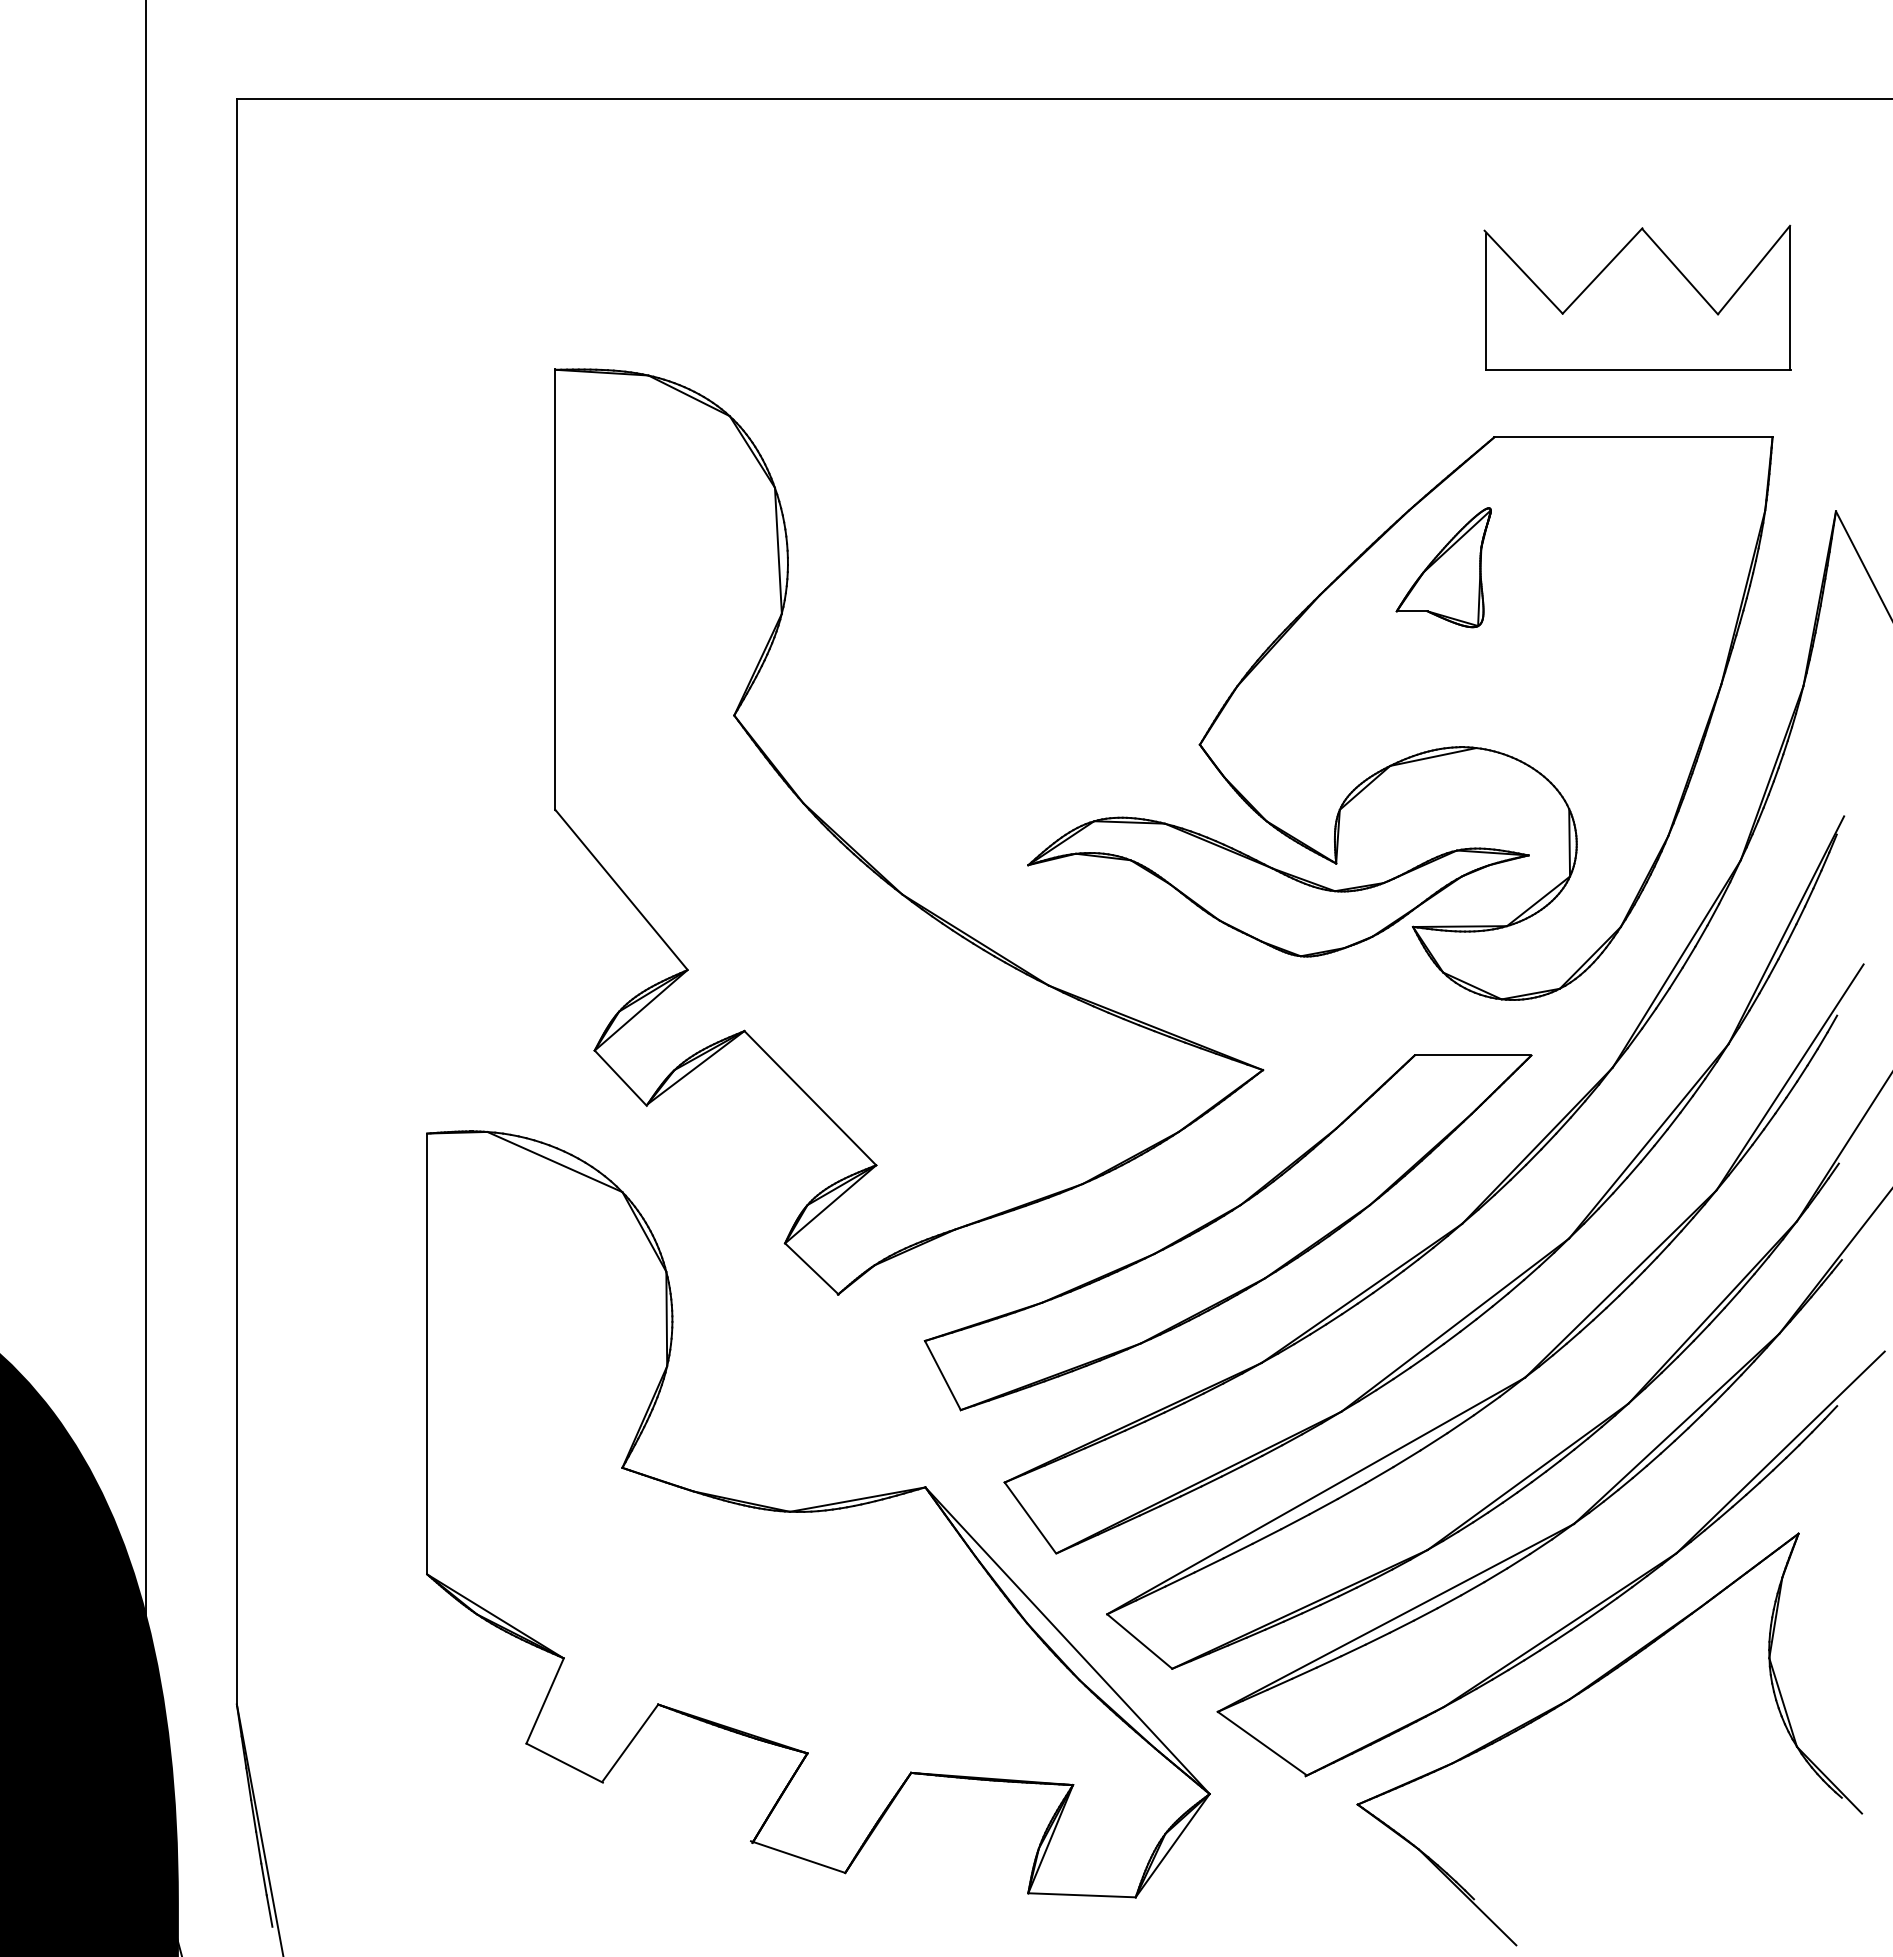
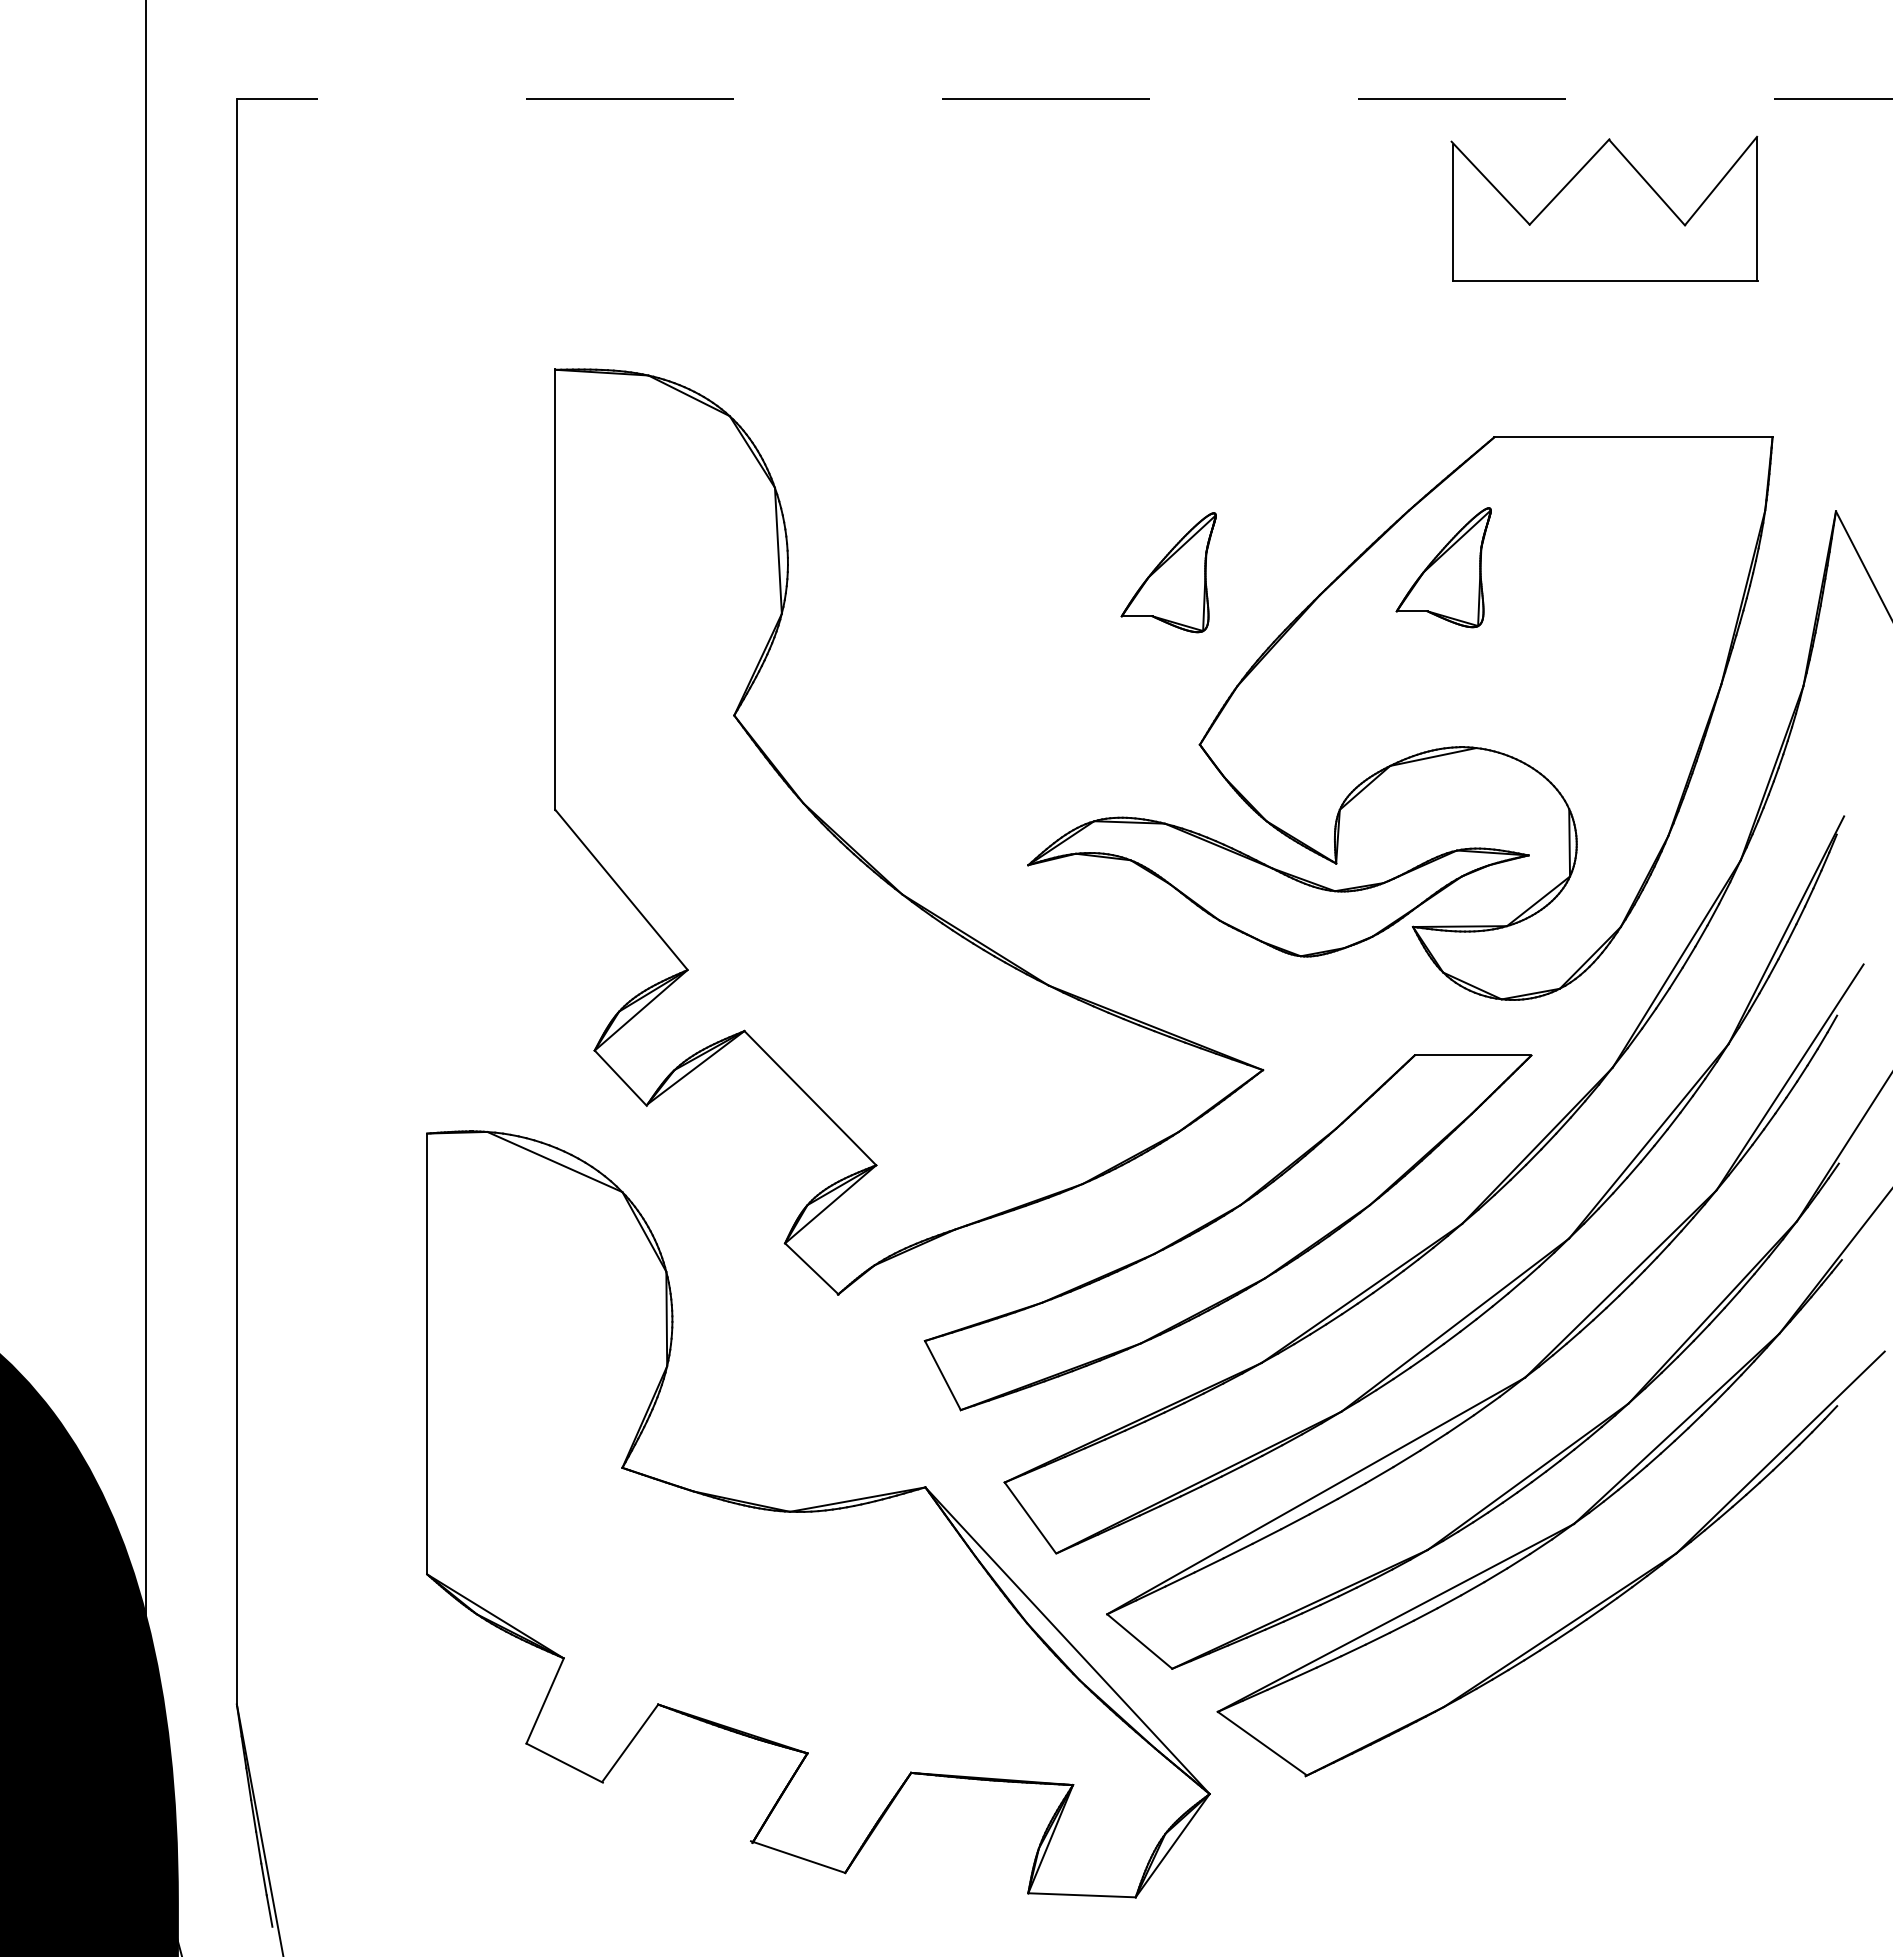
line: solid -> dashed (1064, 98)
part position: (1637, 297) -> (1604, 208) (1604, 208)
part: none -> present (1168, 572)
part: present -> none (1579, 1694)
